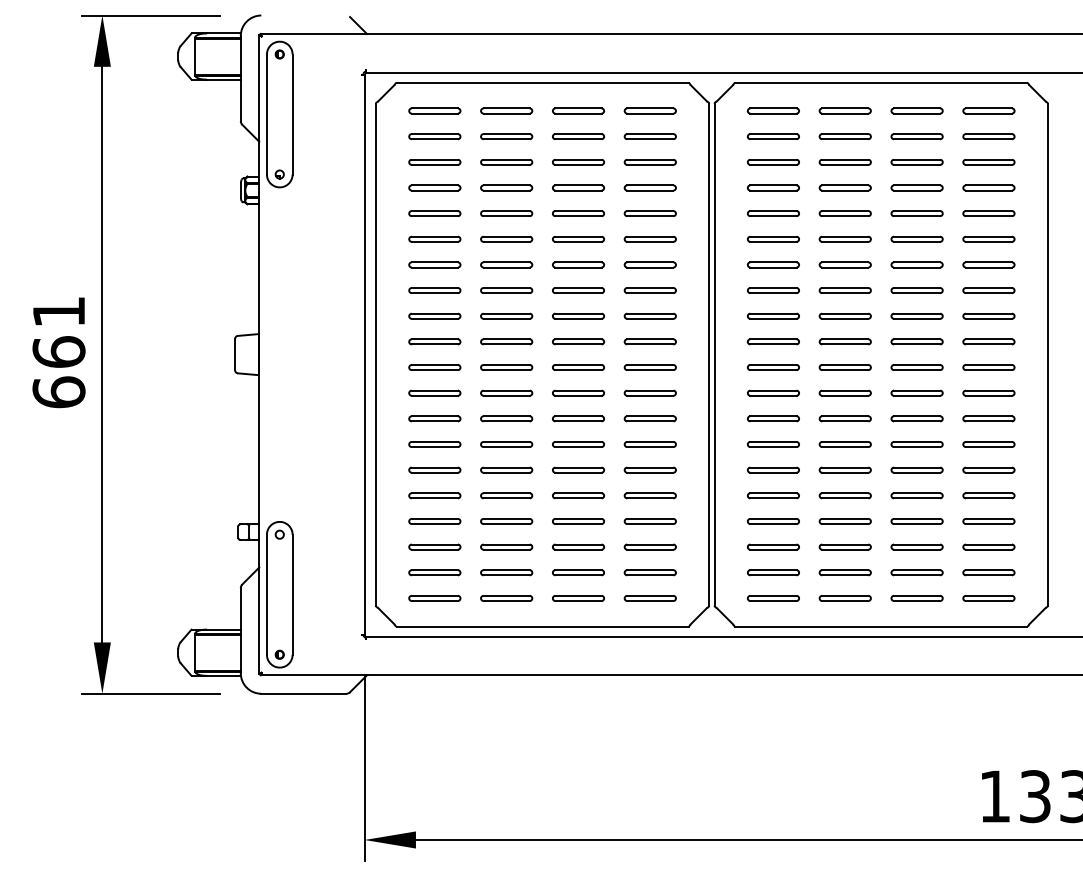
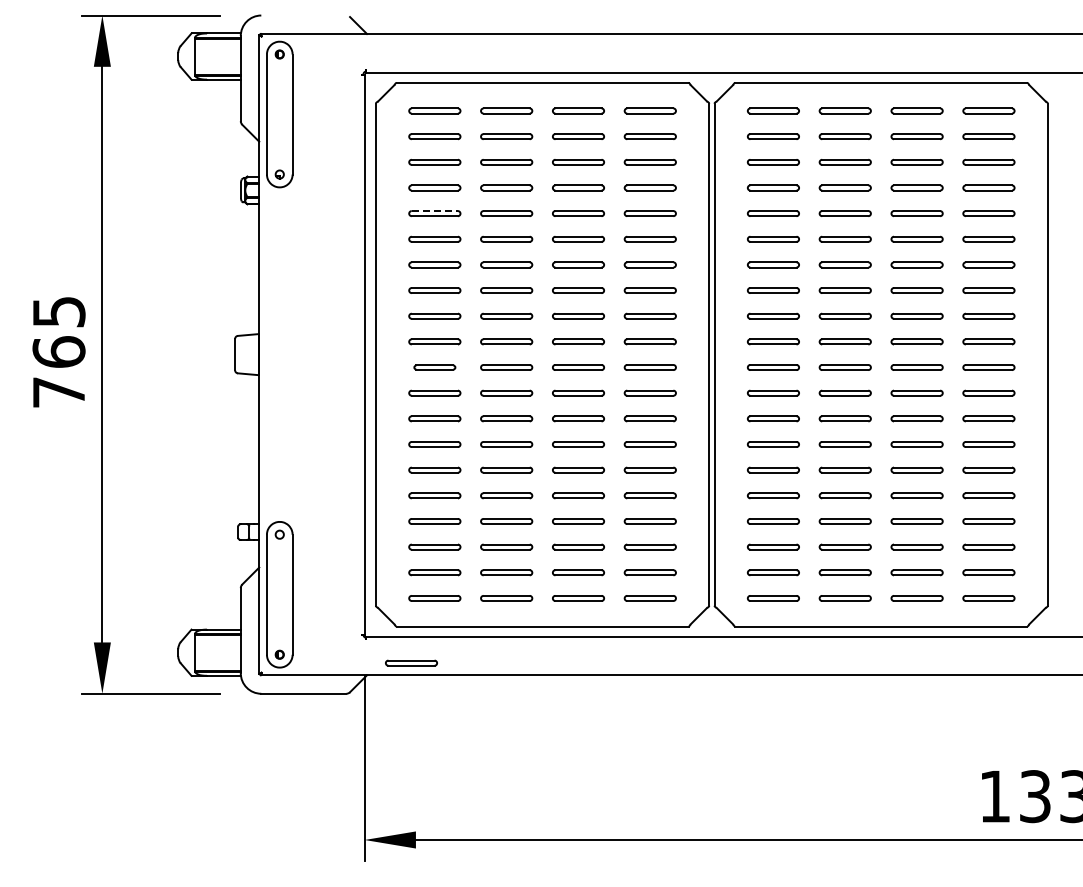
line: solid -> dashed (435, 211)
text: 661 -> 765 (58, 352)
part size: 54x7 px -> 44x7 px (434, 367)
part: none -> present (411, 662)
